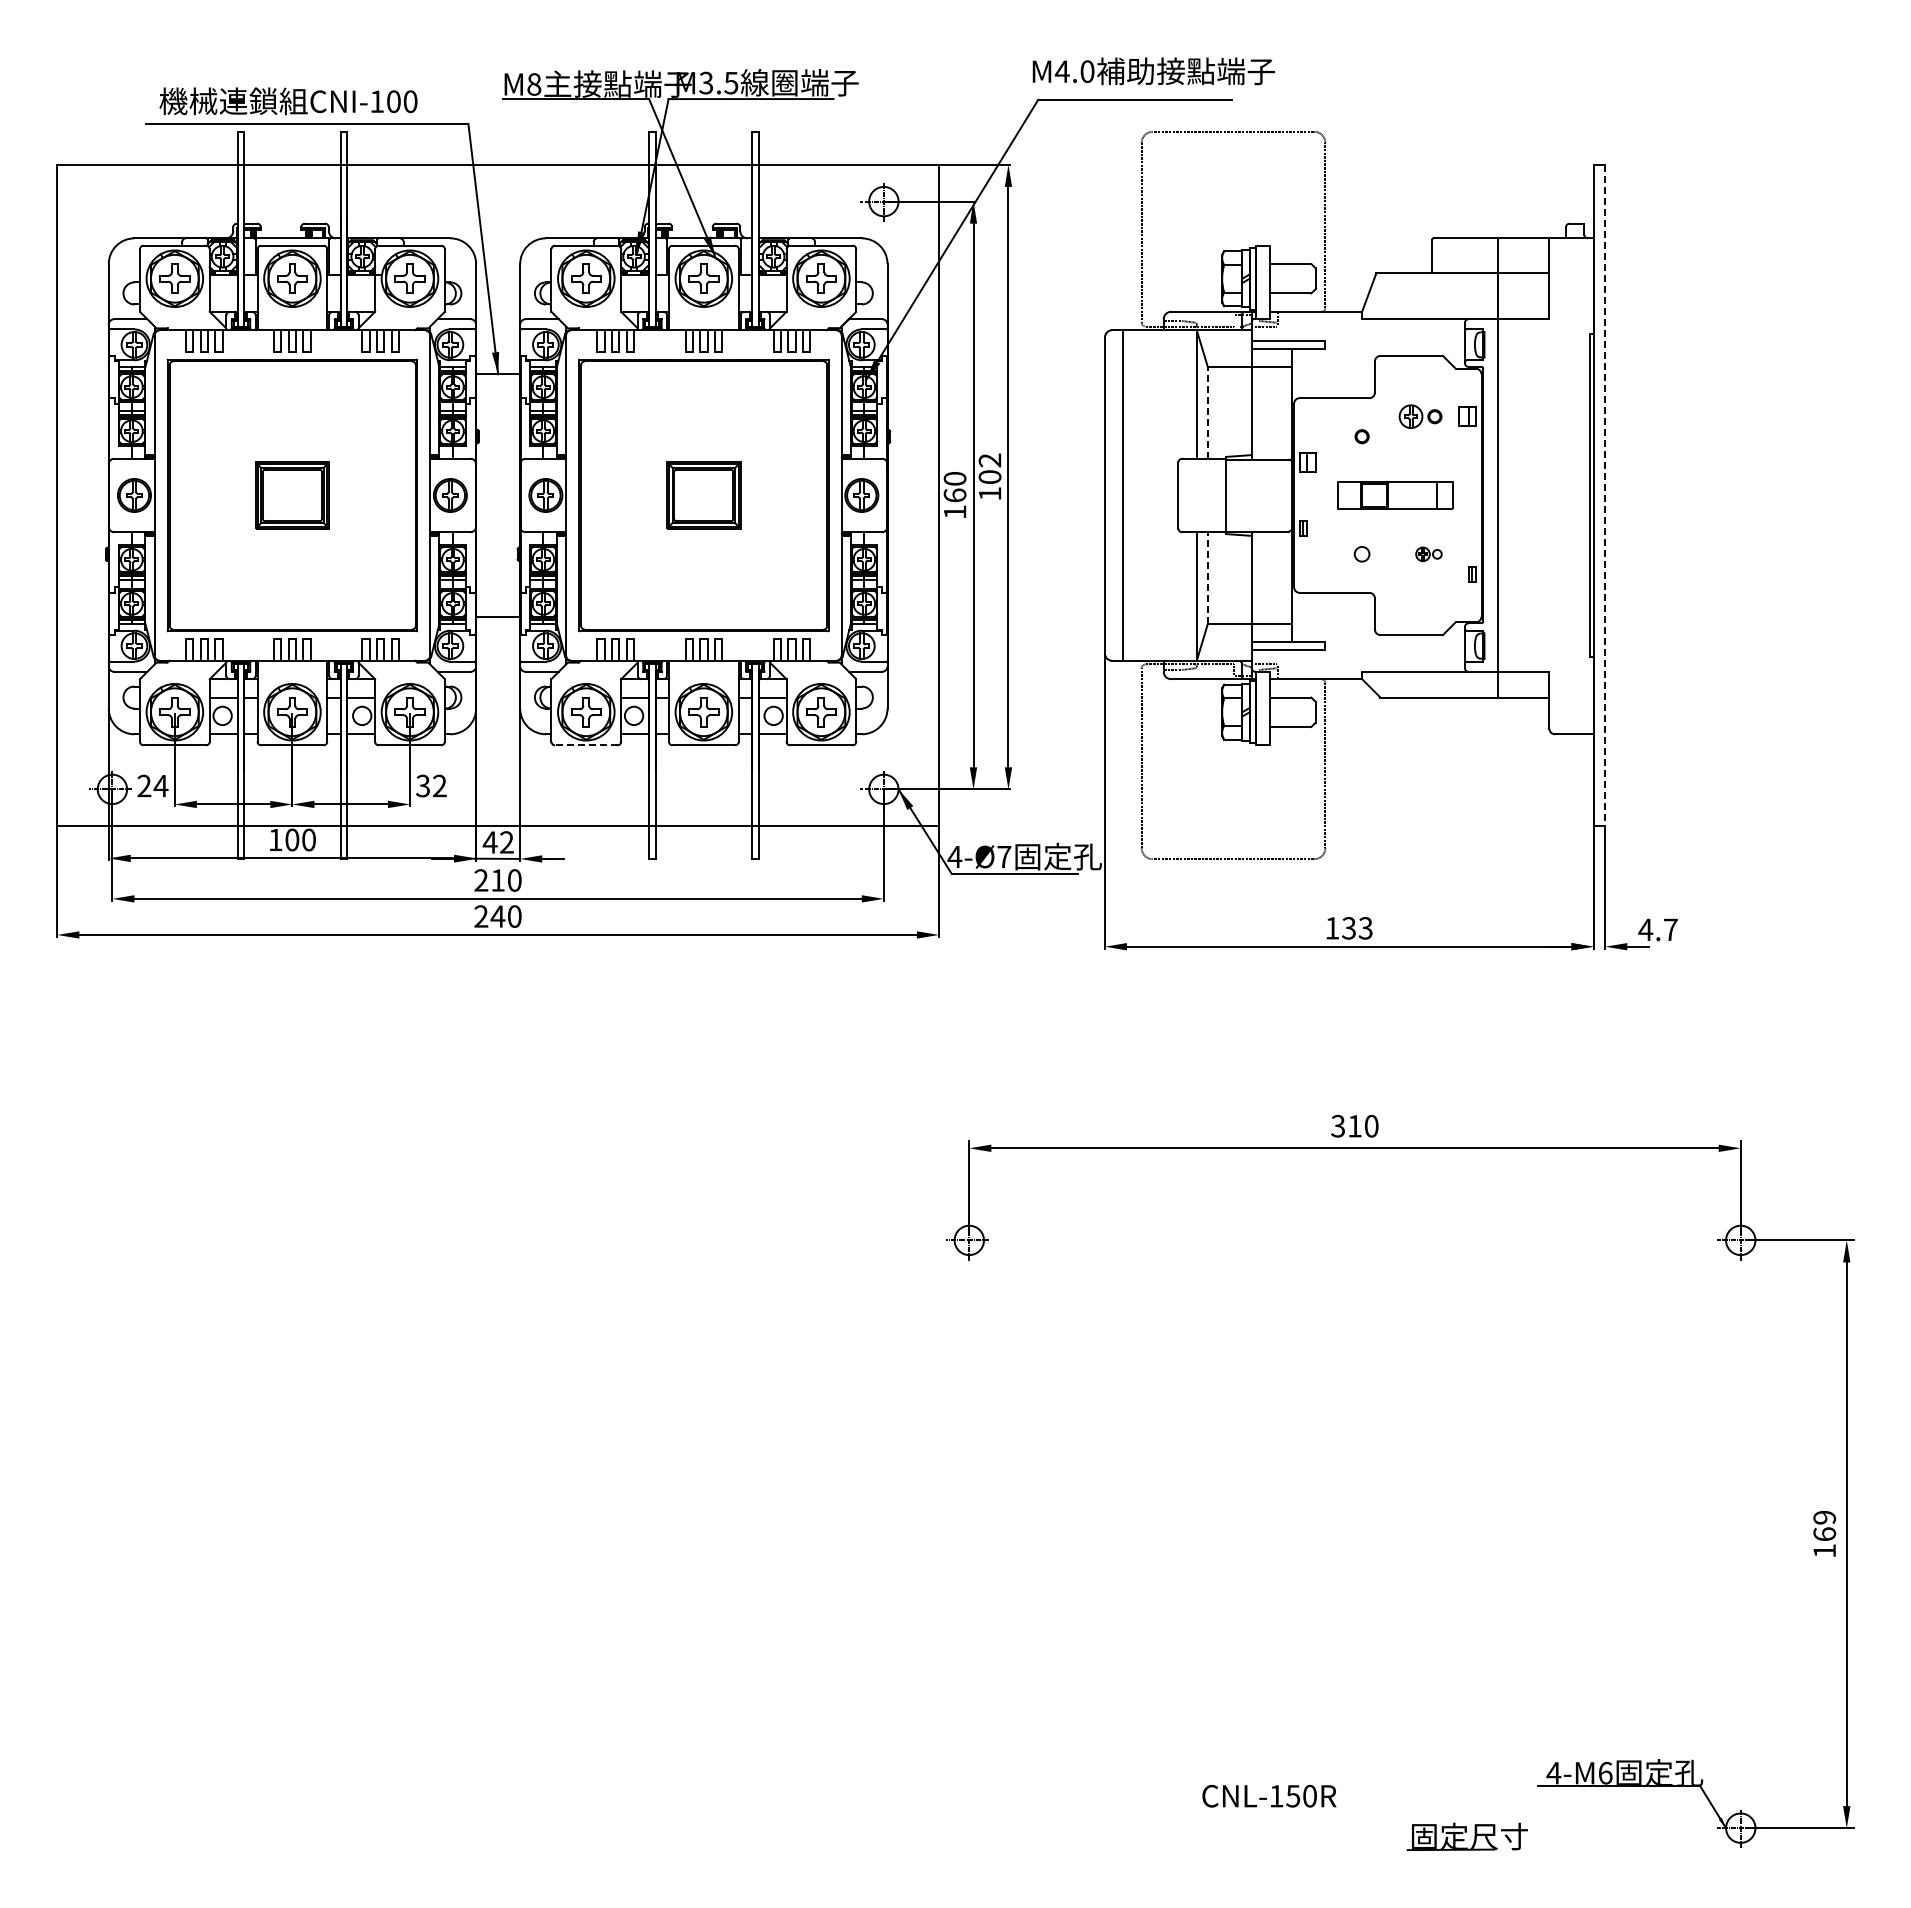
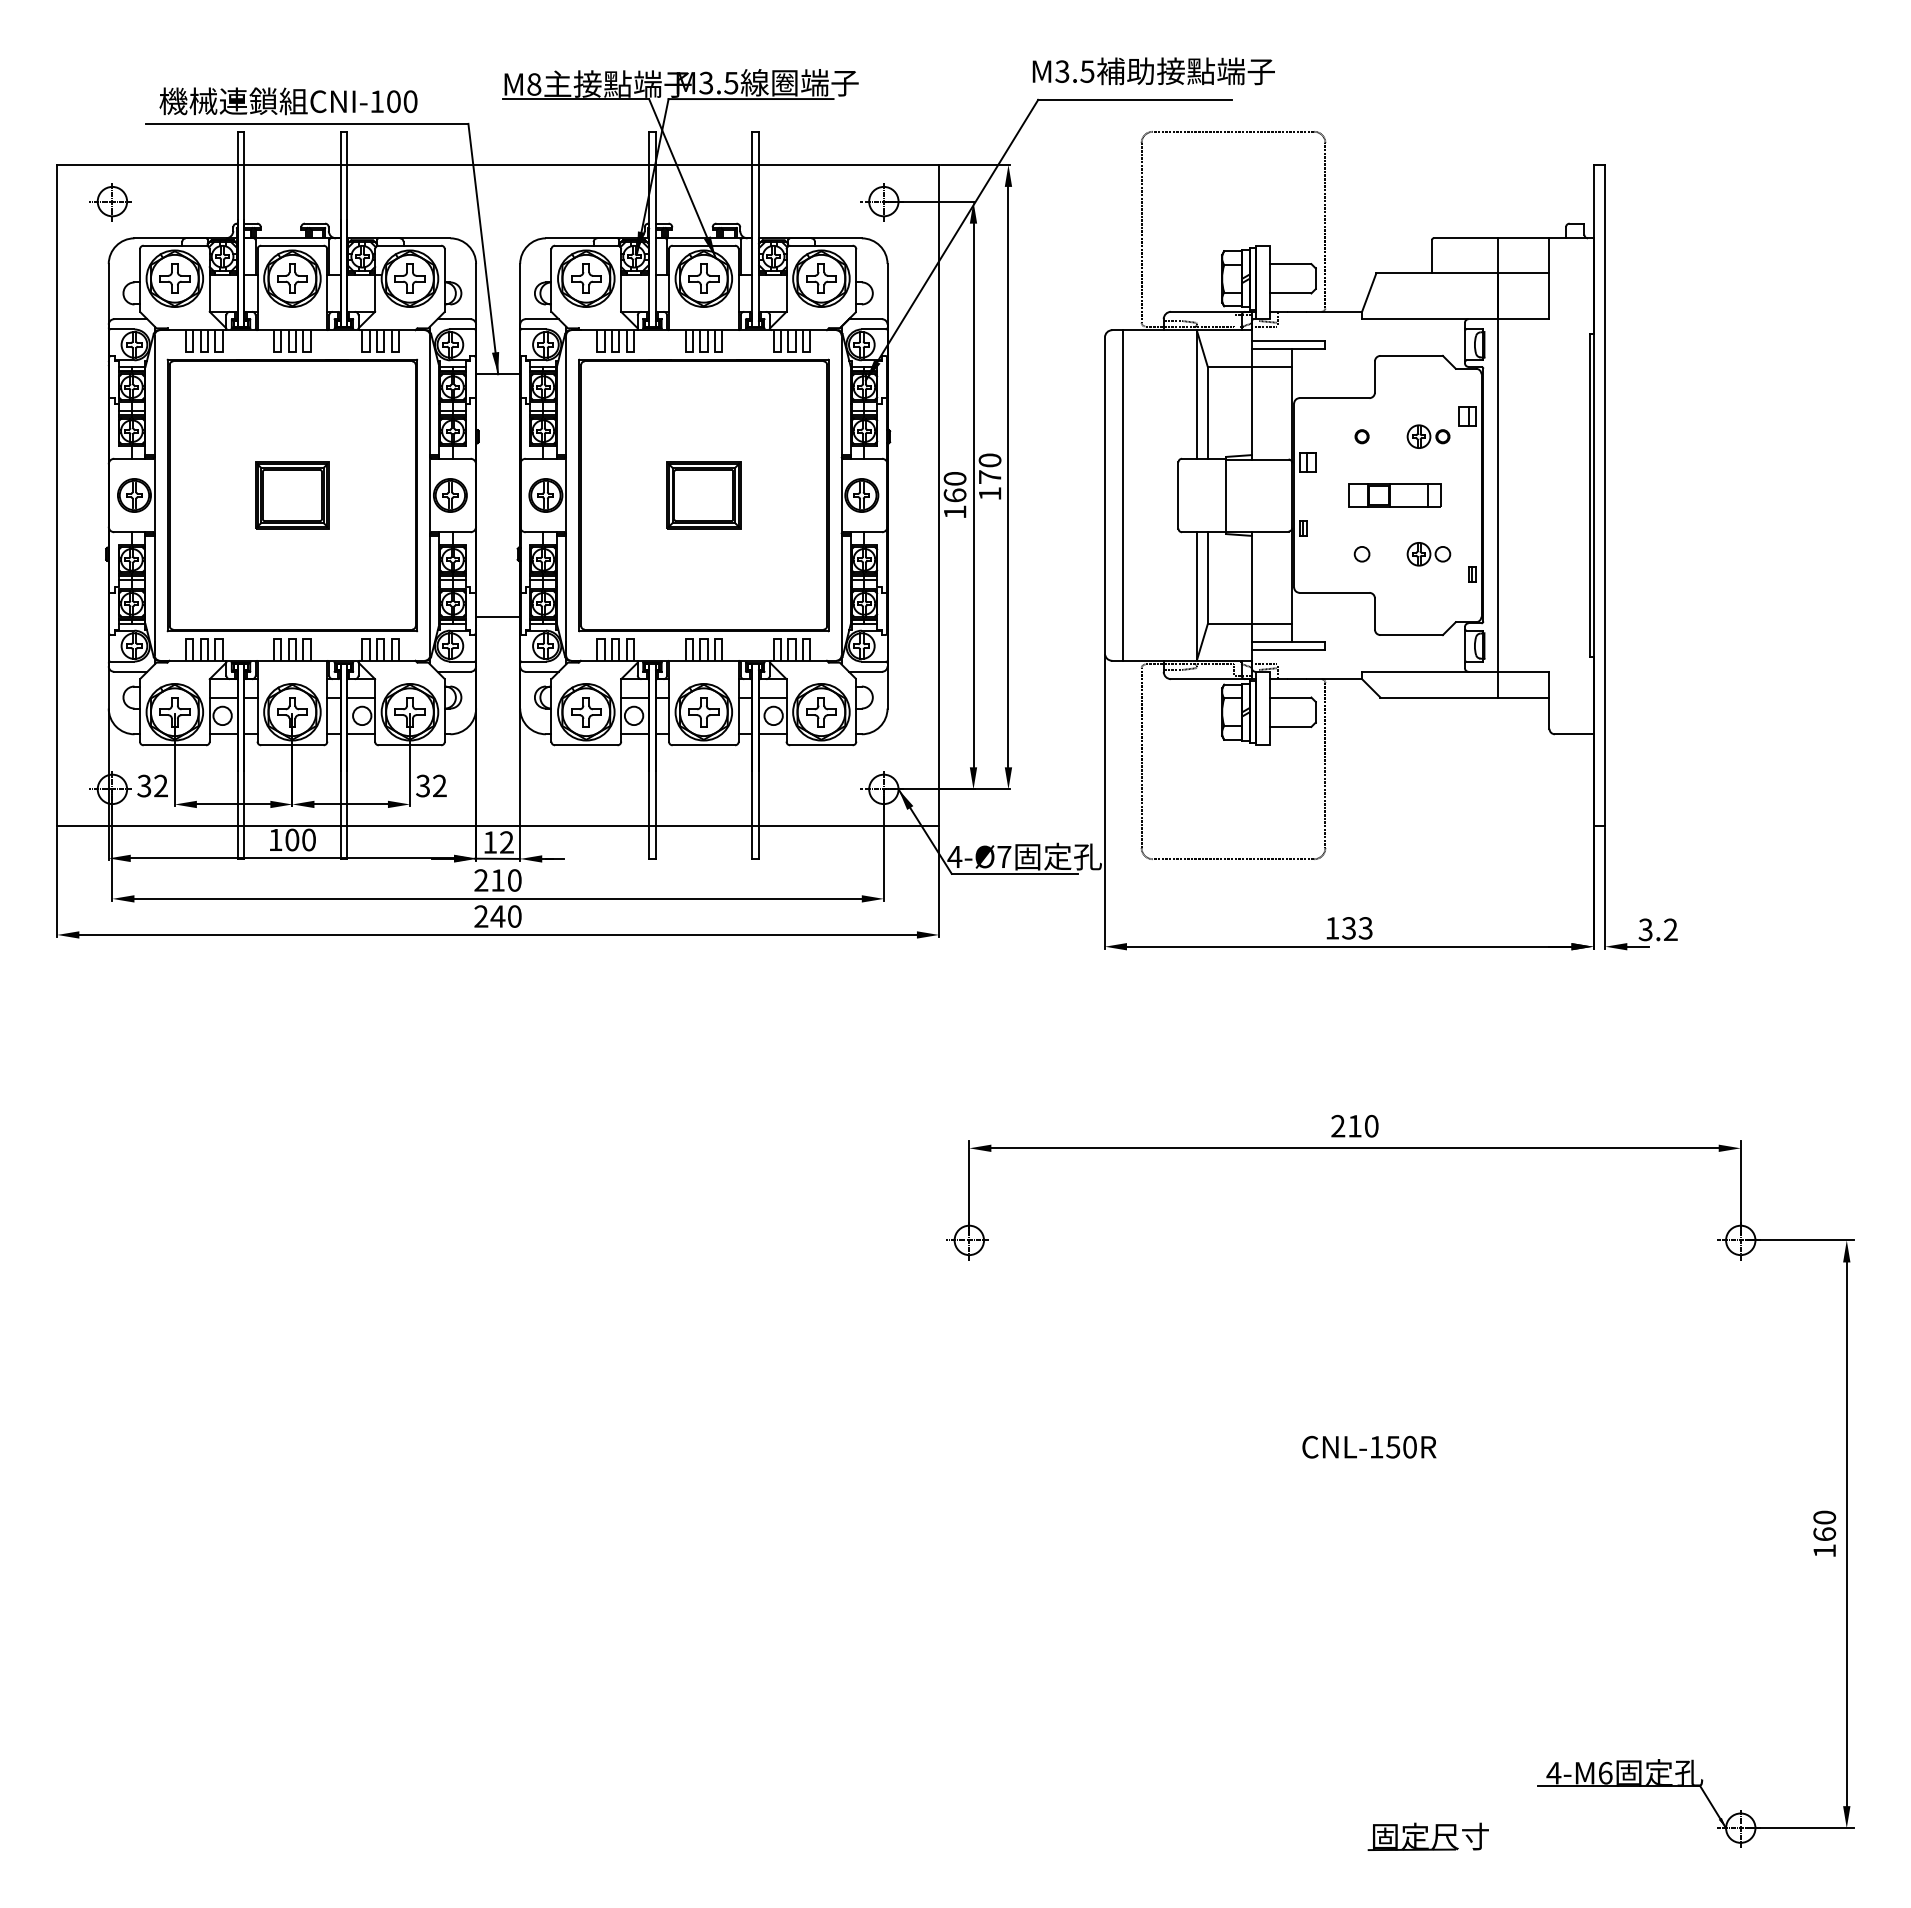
text: M4.0 -> M3.5 (1074, 71)
part: none -> present (110, 202)
line: dashed -> solid (1207, 412)
part position: (1420, 416) -> (1428, 436) (1428, 436)
text: 102 -> 170 (989, 468)
part size: 117x29 px -> 94x25 px (1394, 495)
line: dashed -> solid (1605, 495)
part size: 28x17 px -> 46x25 px (1428, 554)
line: dashed -> solid (1207, 578)
line: dashed -> solid (585, 745)
text: 24 -> 32 (152, 785)
text: 42 -> 12 (489, 842)
text: 4.7 -> 3.2 (1657, 929)
text: 310 -> 210 (1338, 1126)
text: 169 -> 160 (1824, 1517)
text position: (1269, 1795) -> (1369, 1446) (1369, 1446)
part position: (1466, 1836) -> (1427, 1836) (1427, 1836)
